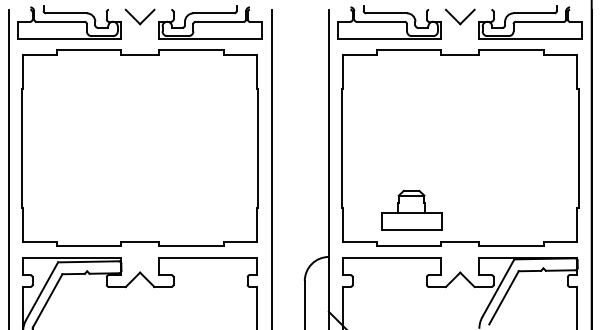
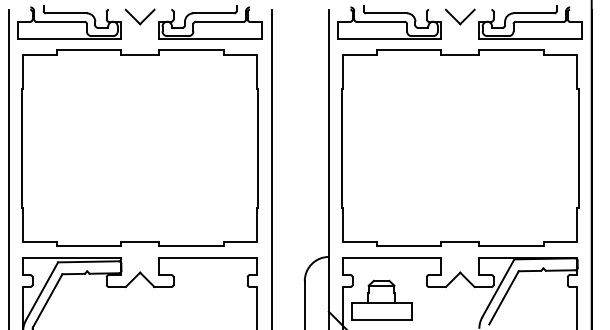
part position: (411, 209) -> (381, 299) (381, 299)
